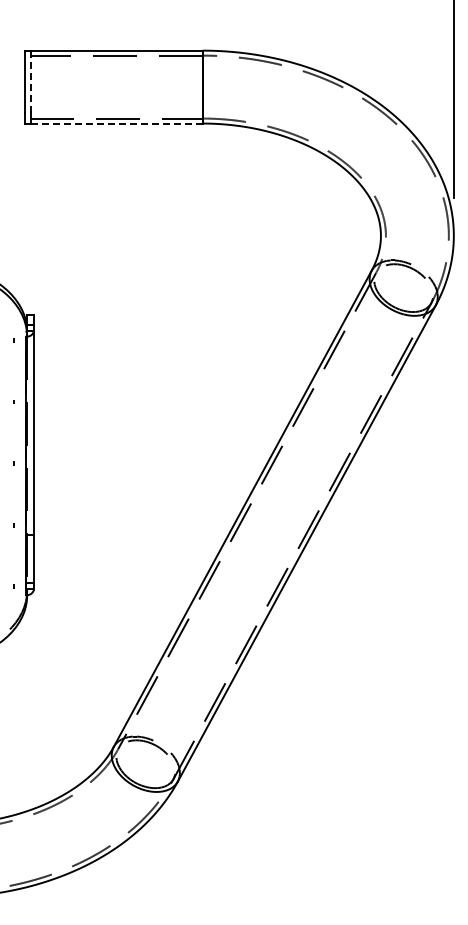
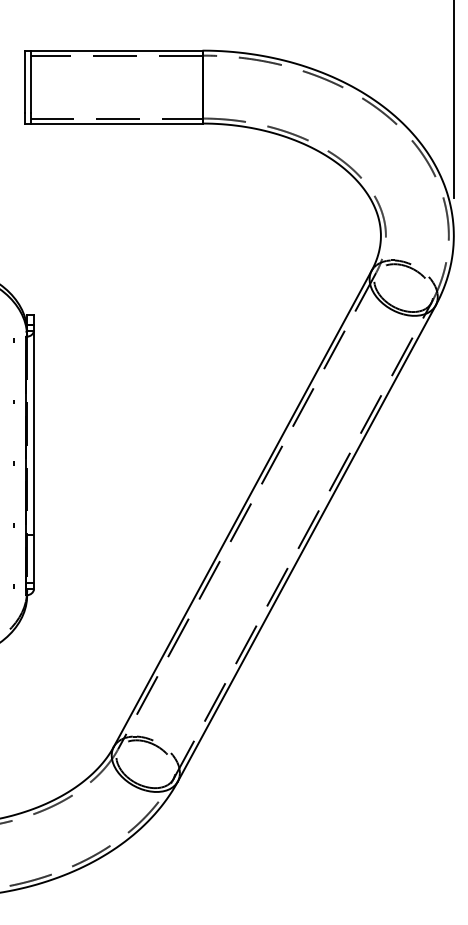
line: dashed -> solid (30, 81)
line: dashed -> solid (116, 123)
